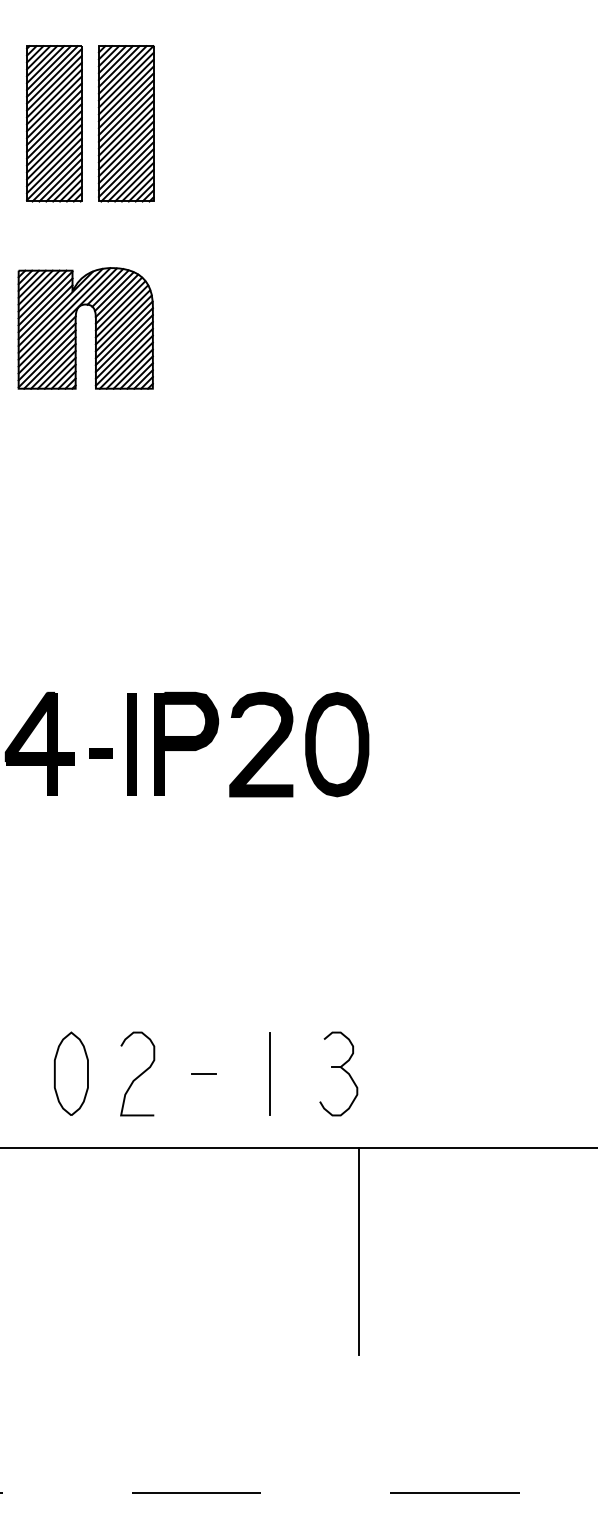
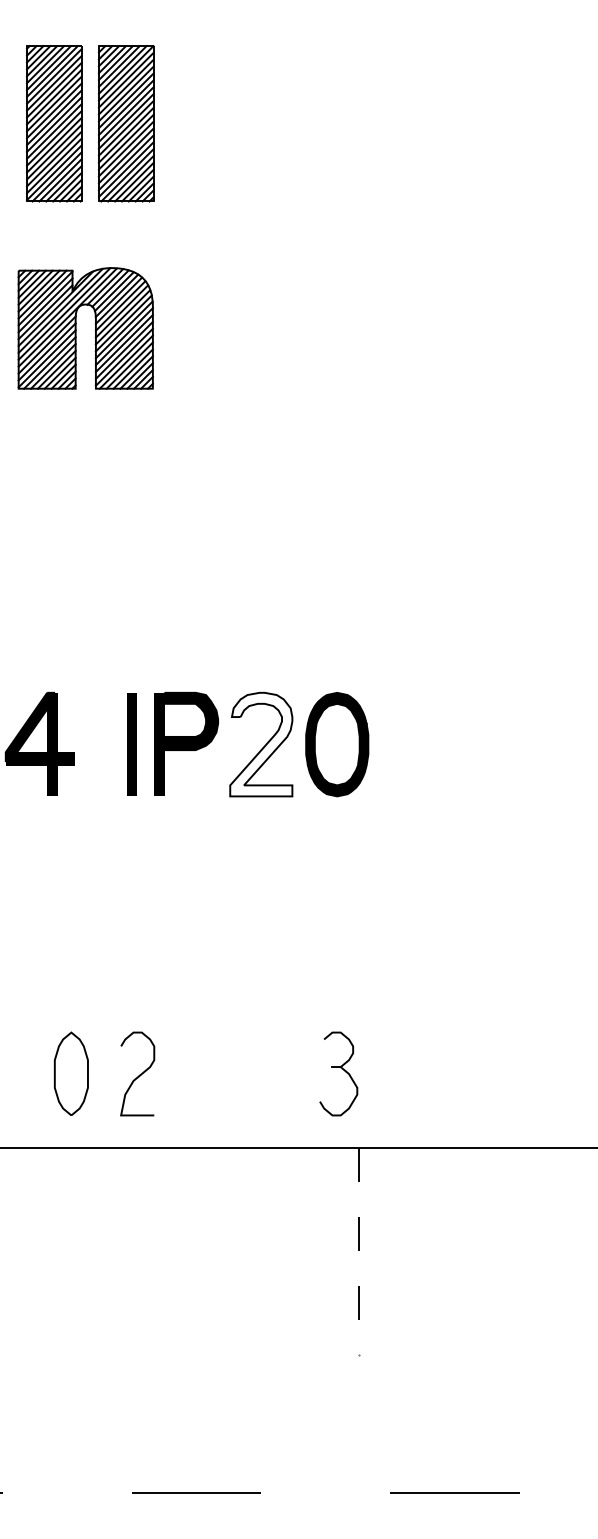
fill: present -> none (261, 744)
part: present -> none (100, 753)
line: present -> none (270, 1073)
line: present -> none (203, 1074)
line: solid -> dashed (358, 1251)
